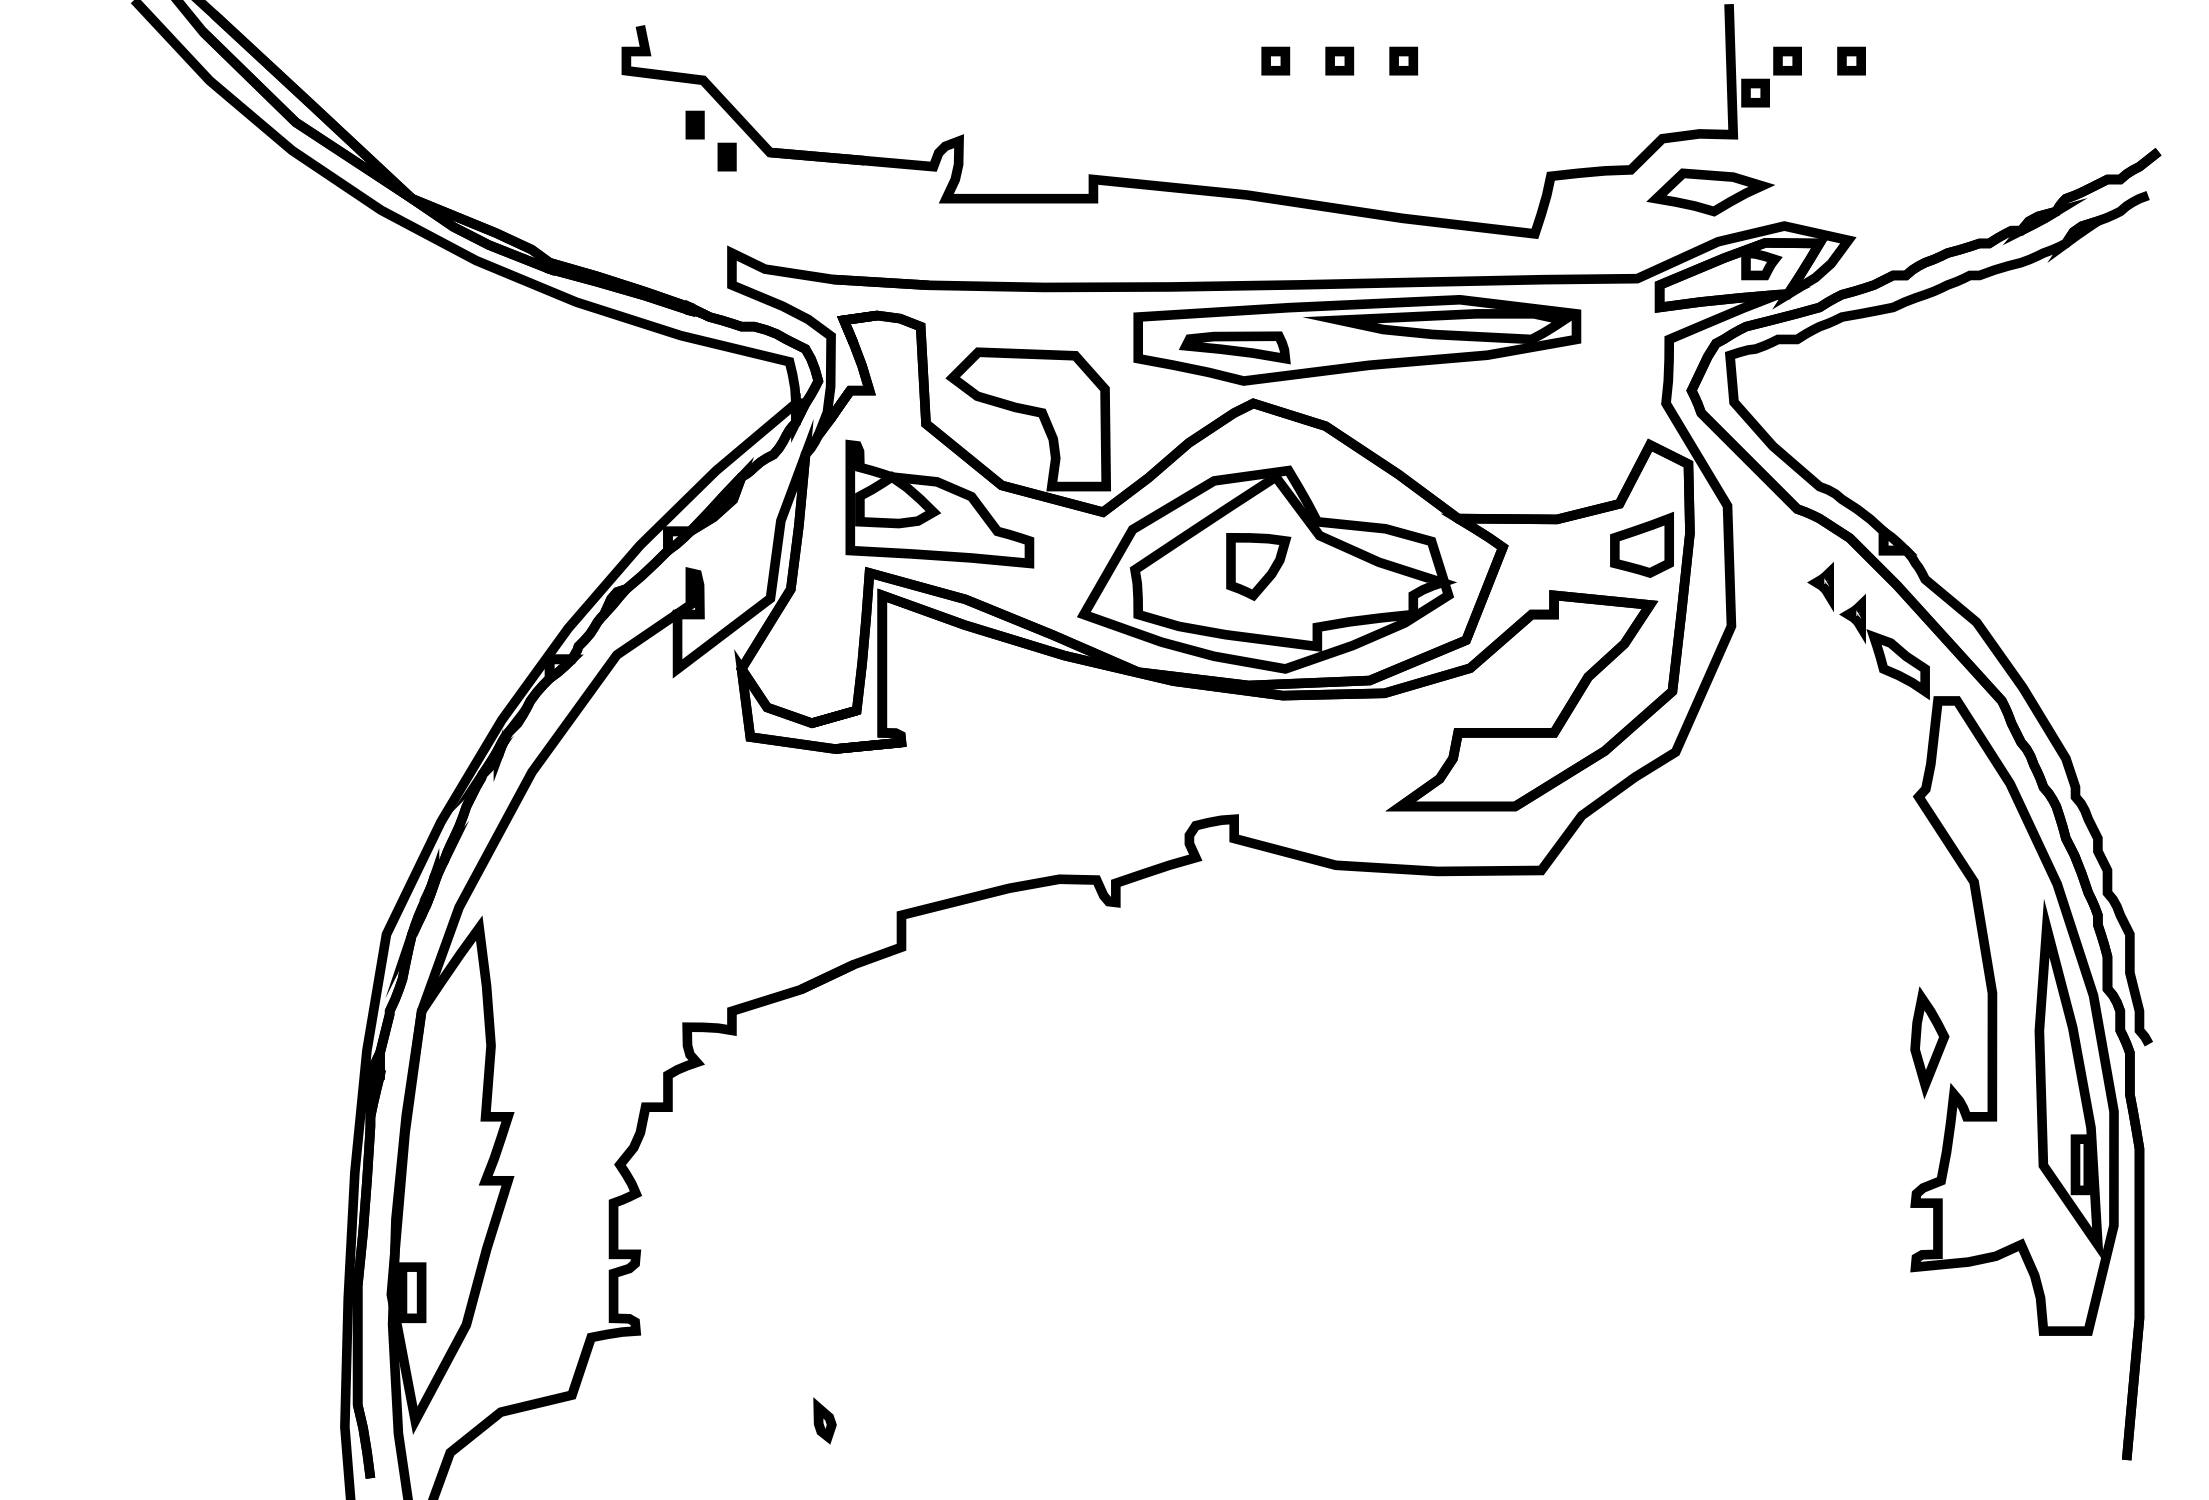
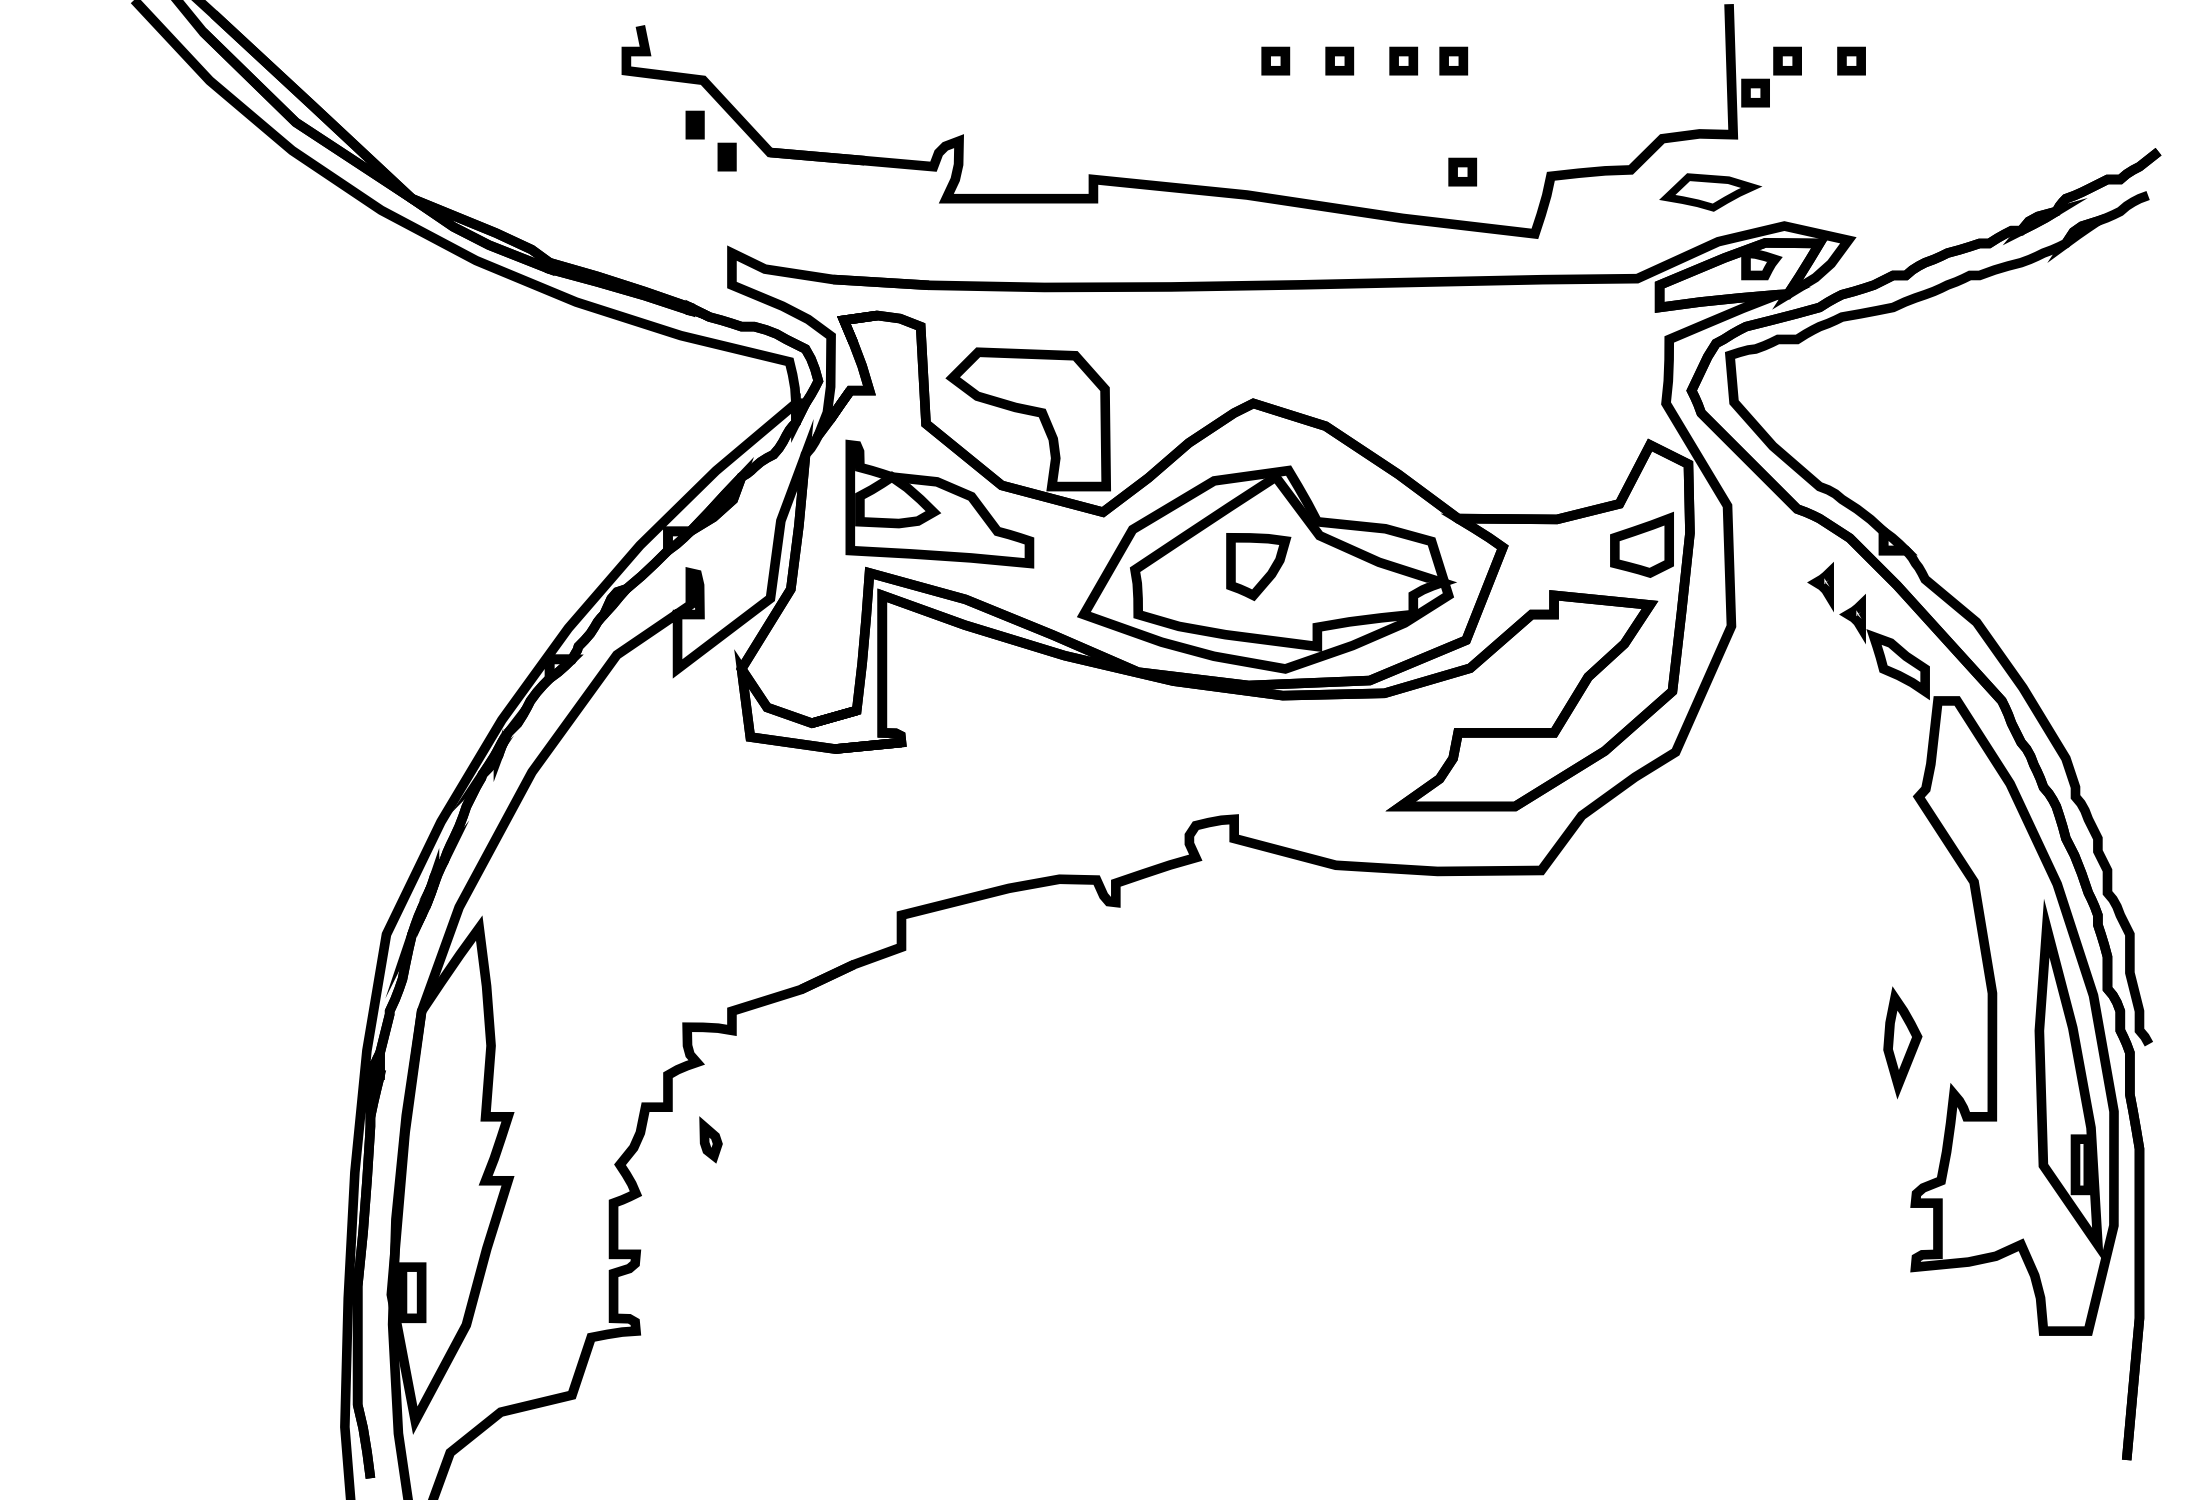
part: none -> present (1453, 60)
part: none -> present (1462, 171)
part size: 129x49 px -> 103x39 px (1710, 192)
part: present -> none (1357, 340)
part position: (1929, 1042) -> (1902, 1042) (1902, 1042)
part position: (824, 1420) -> (710, 1139) (710, 1139)
